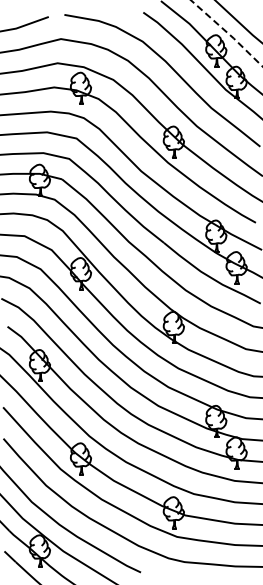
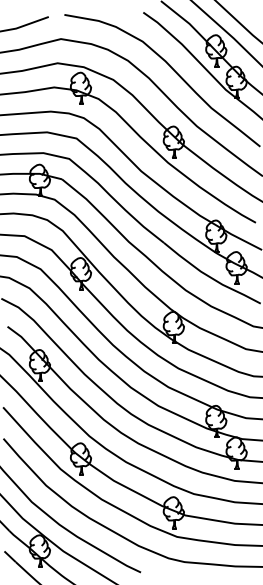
line: dashed -> solid (227, 33)
